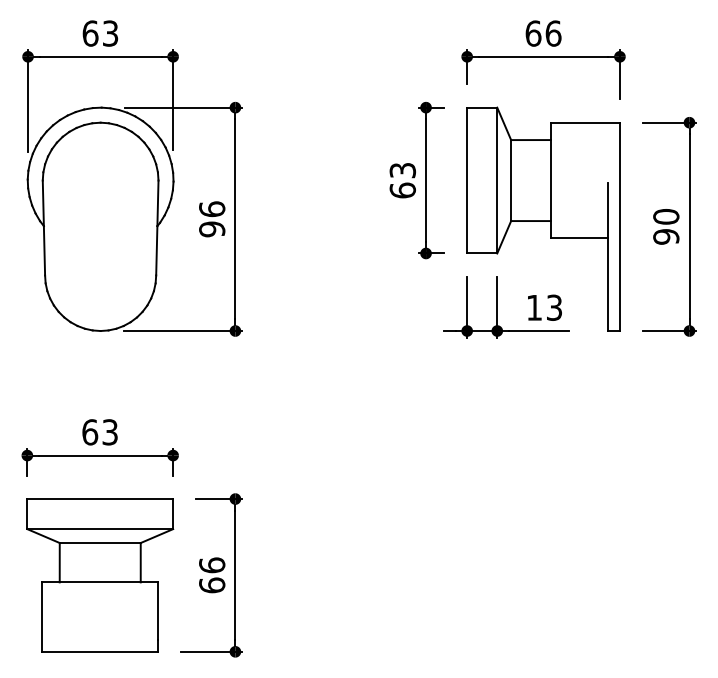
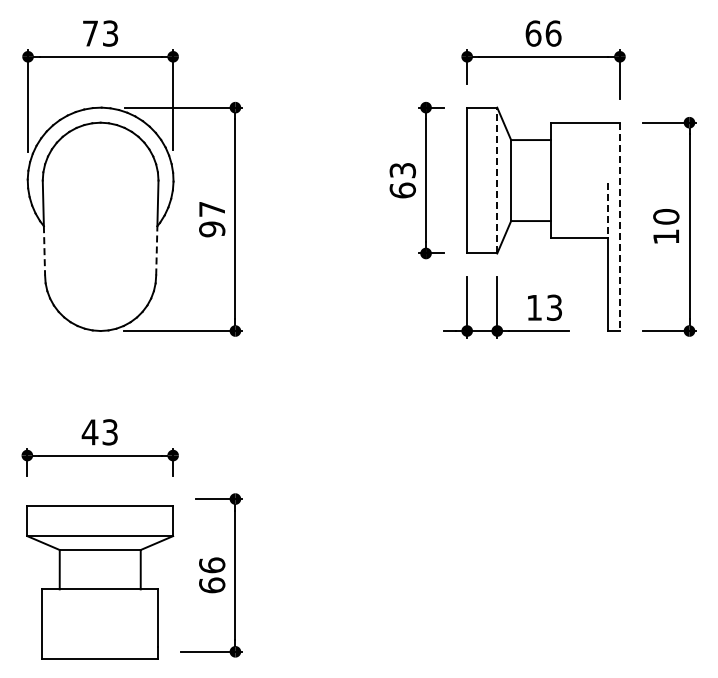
text: 63 -> 73 (90, 33)
line: solid -> dashed (497, 180)
text: 96 -> 97 (212, 209)
line: solid -> dashed (608, 210)
line: solid -> dashed (619, 227)
text: 90 -> 10 (666, 236)
line: solid -> dashed (44, 250)
line: solid -> dashed (156, 250)
text: 63 -> 43 (89, 432)
part position: (100, 575) -> (100, 582) (100, 582)
